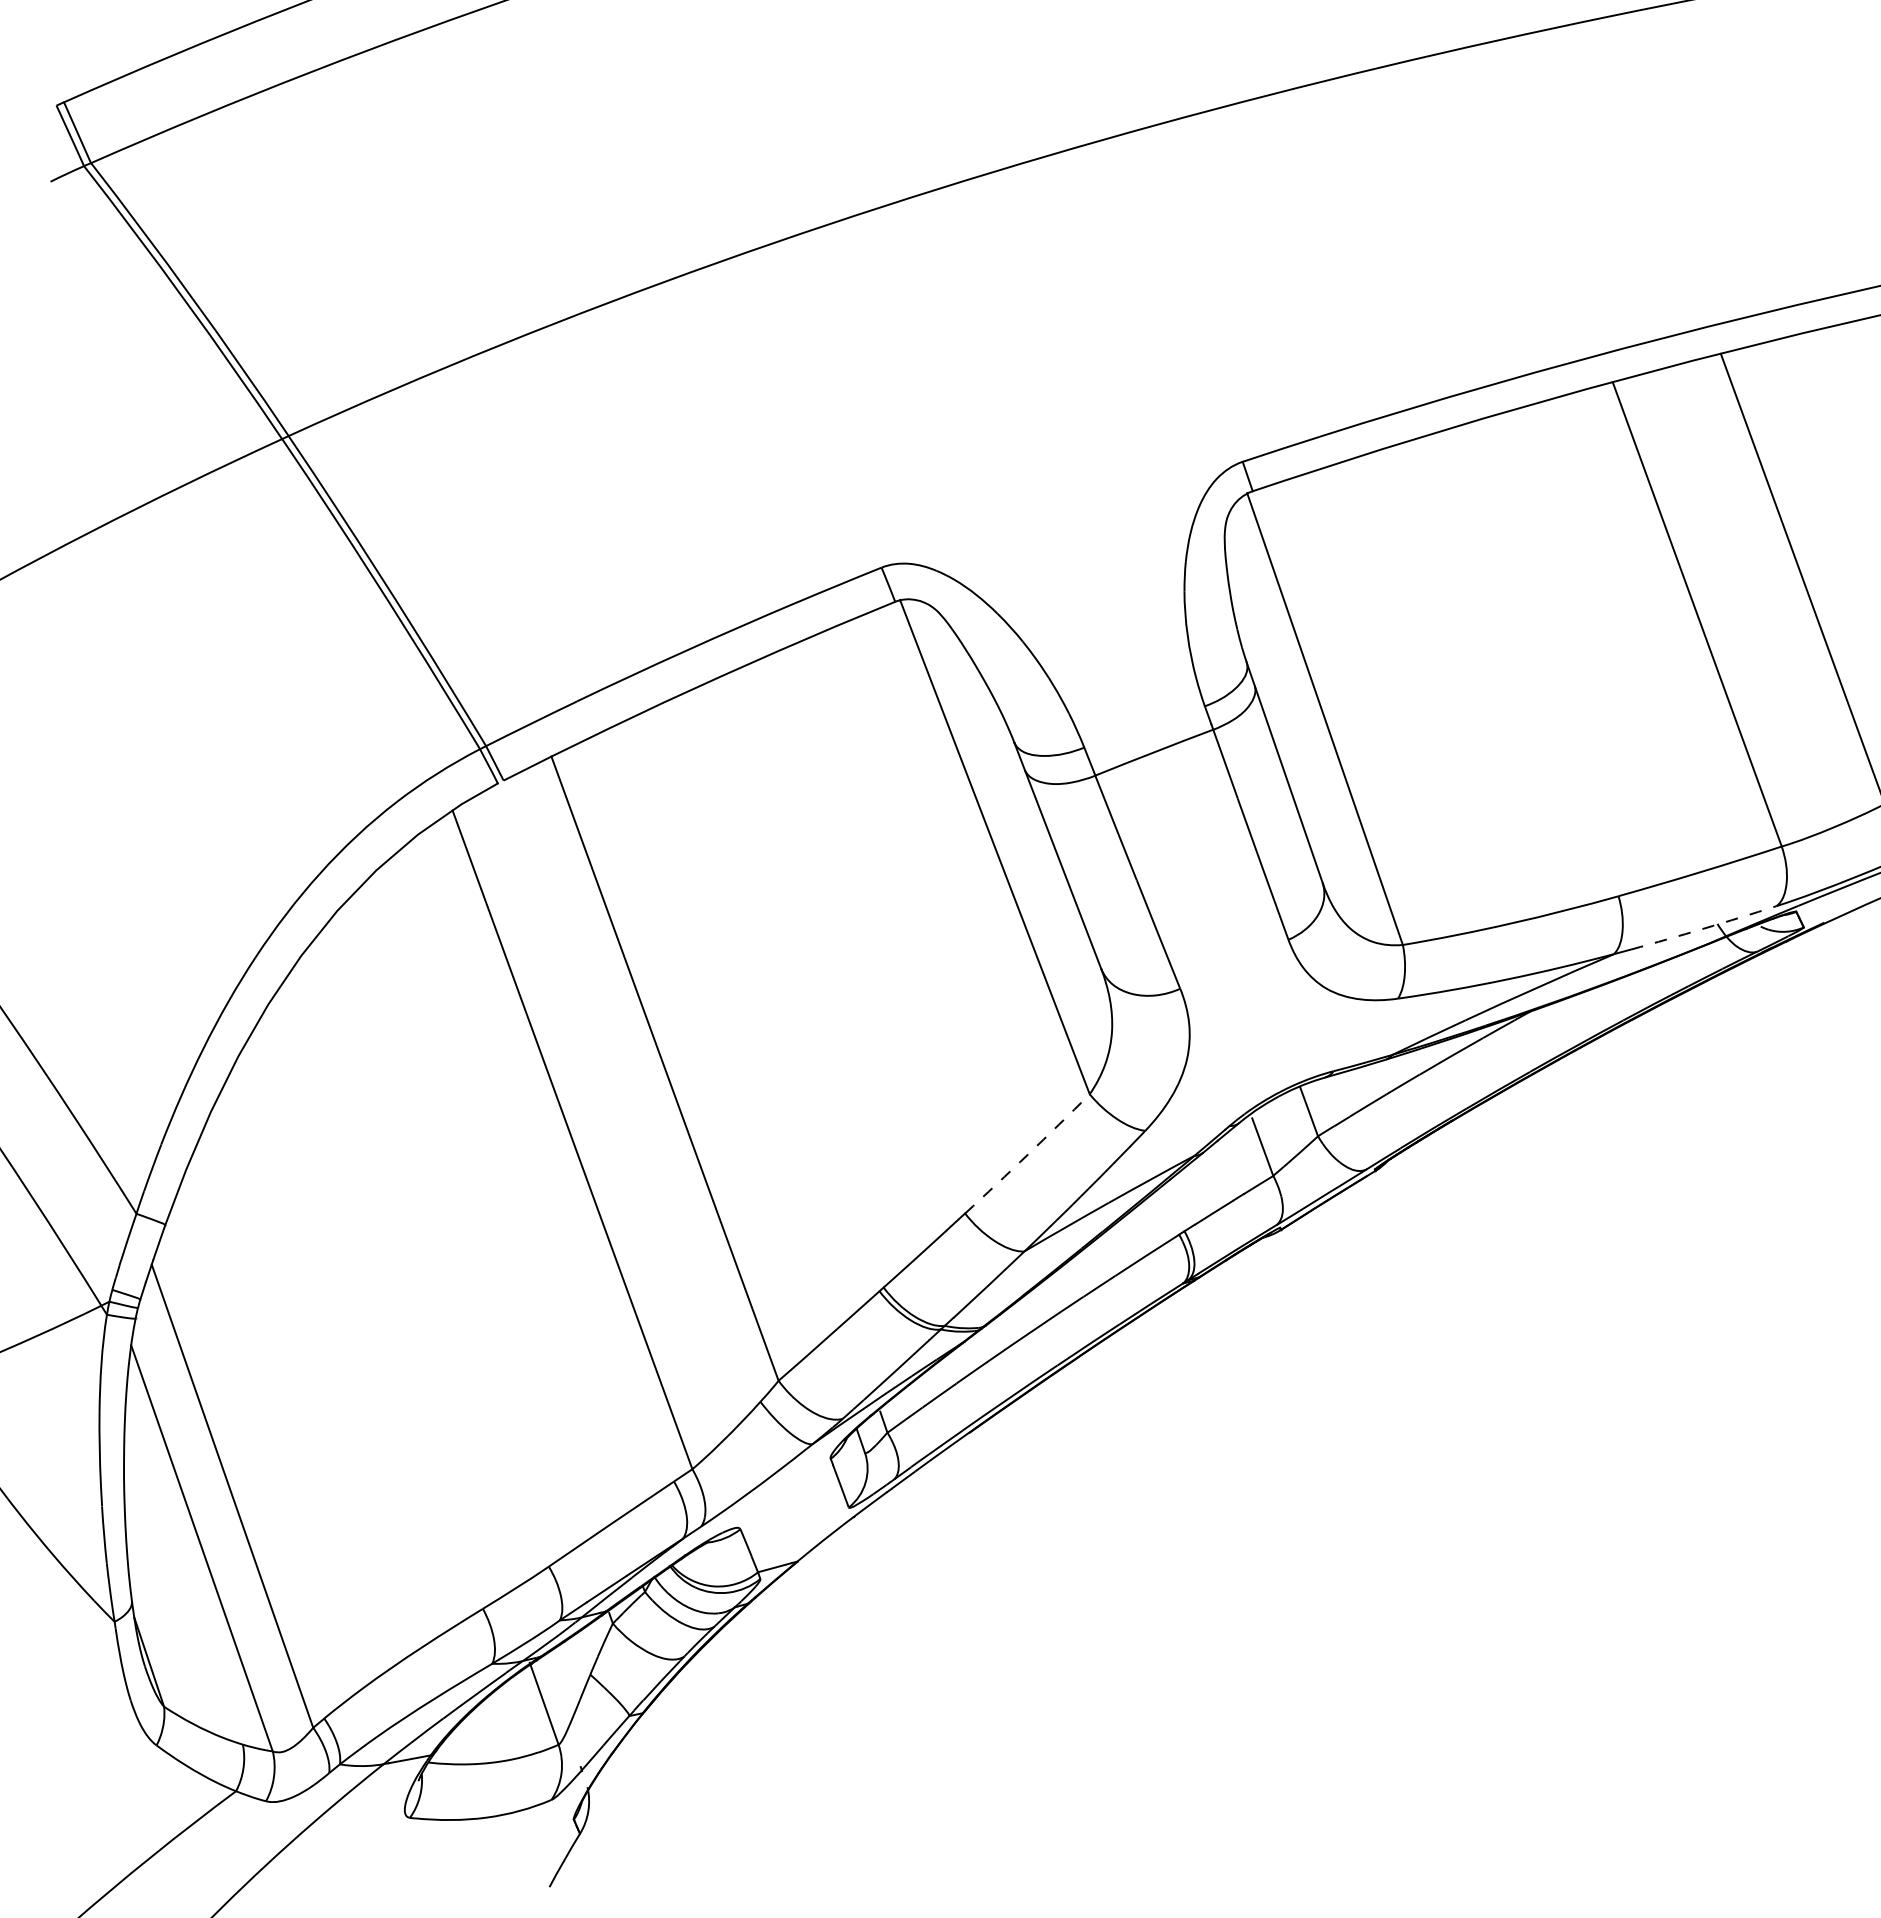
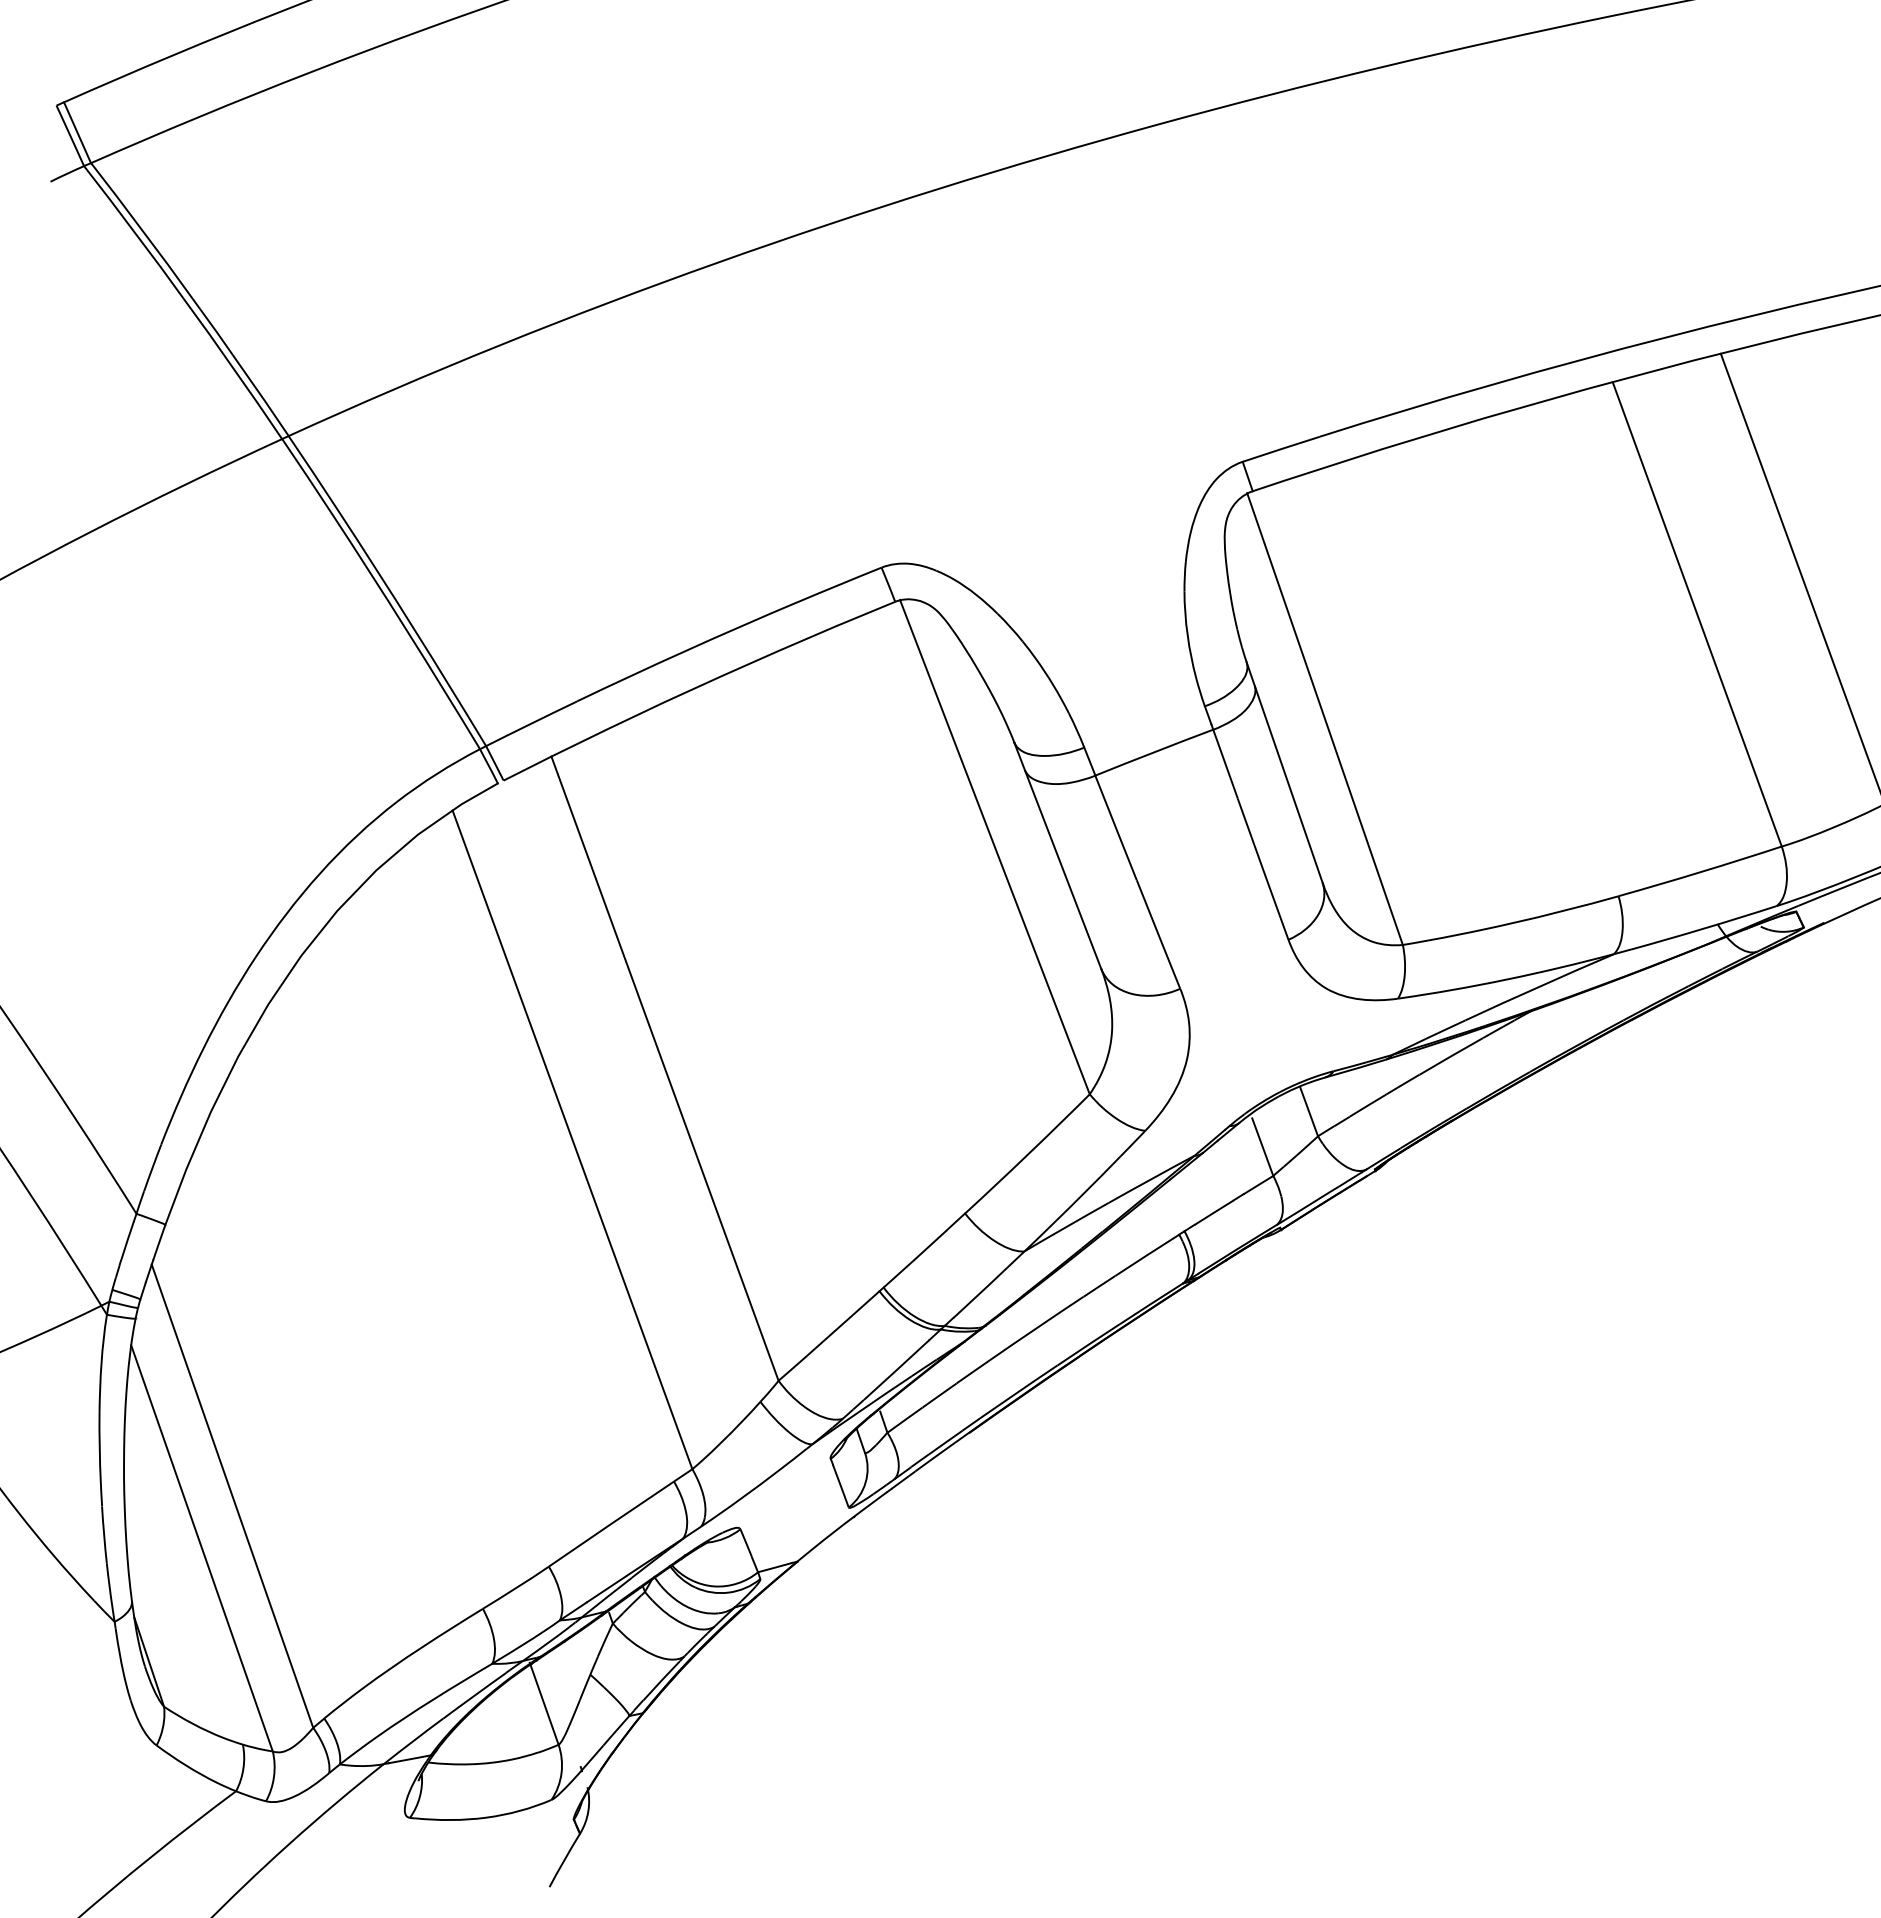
arc: dashed -> solid (1704, 928)
arc: dashed -> solid (1028, 1154)
